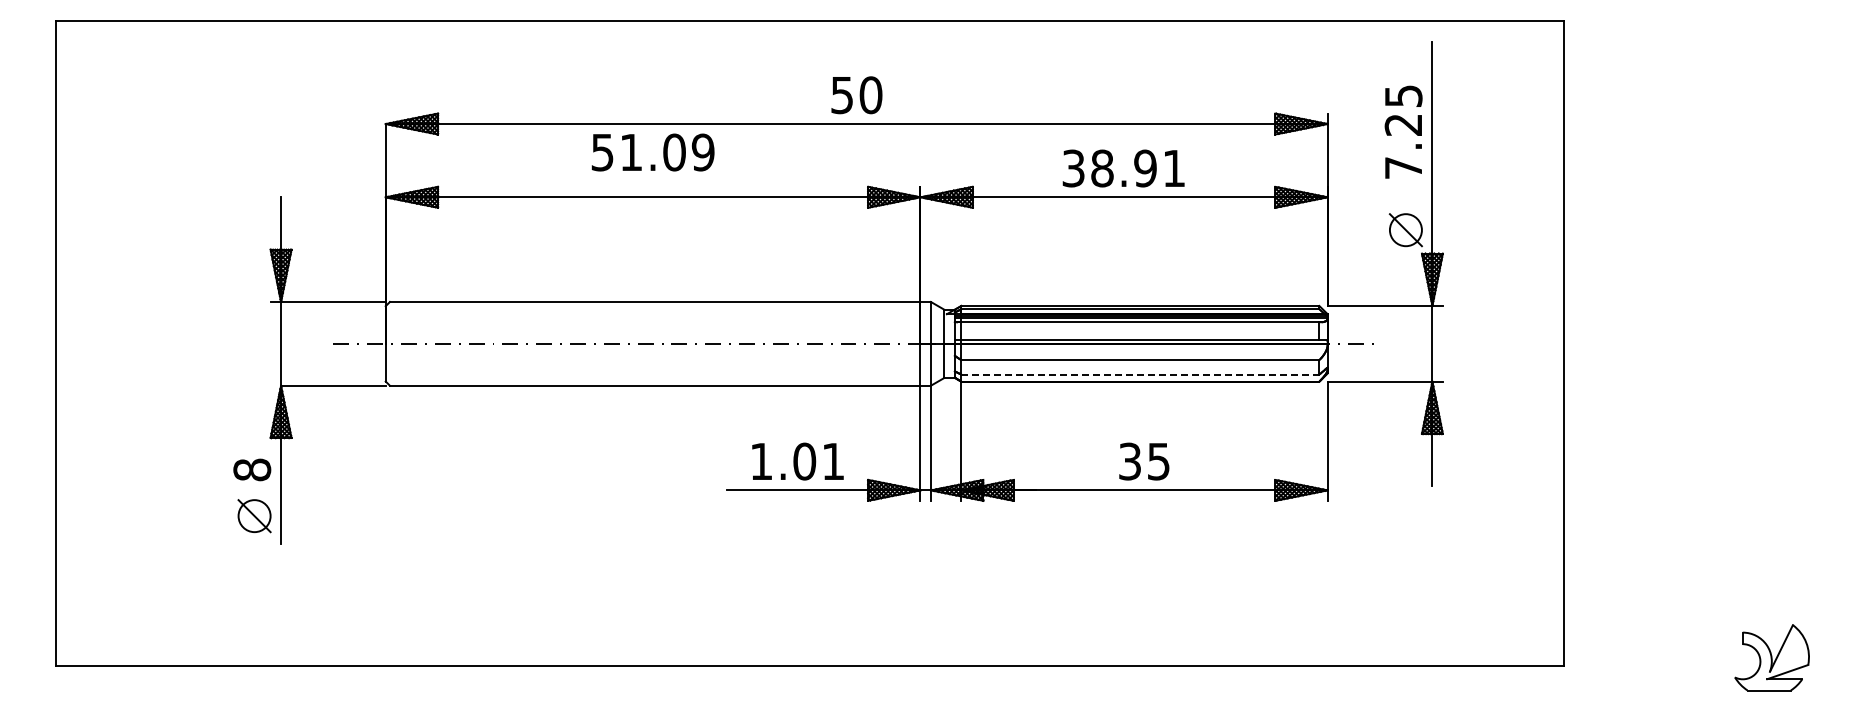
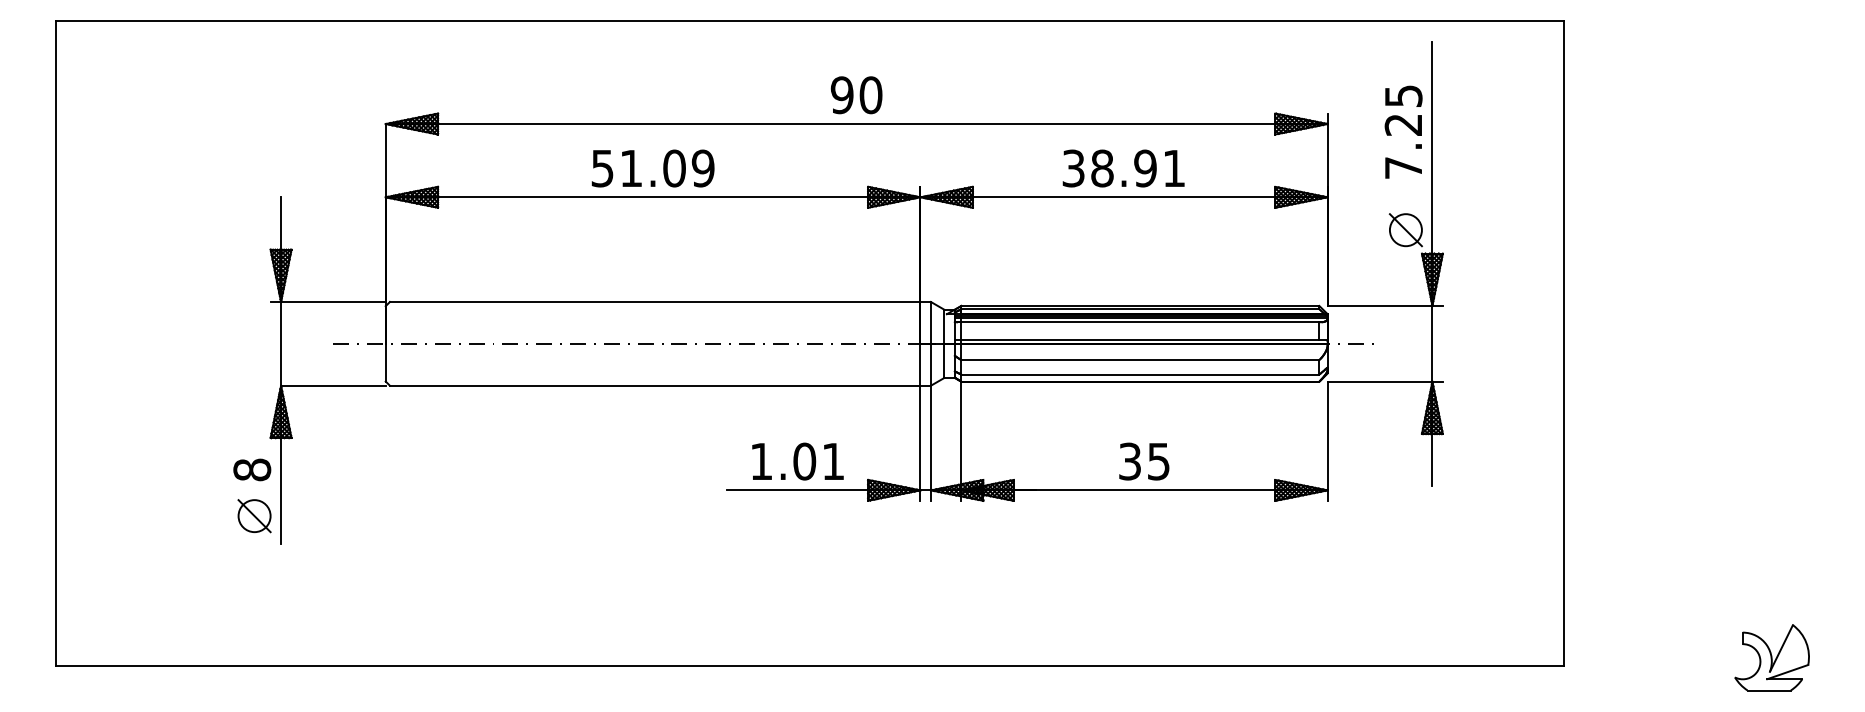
text: 50 -> 90 (841, 95)
text position: (652, 152) -> (652, 168) (652, 168)
line: dashed -> solid (1140, 374)
